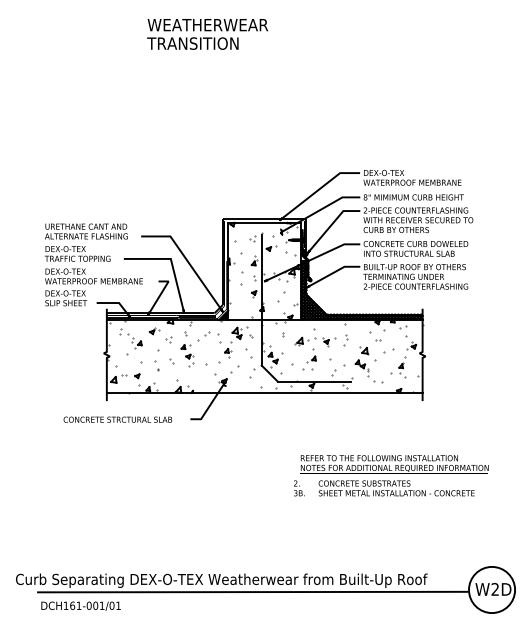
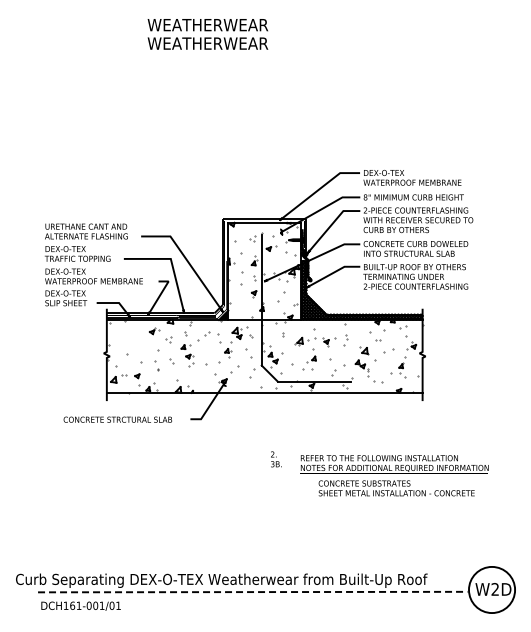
text: TRANSITION -> WEATHERWEAR (207, 43)
part: present -> none (130, 338)
text position: (299, 488) -> (276, 459) (276, 459)
line: solid -> dashed (252, 592)
